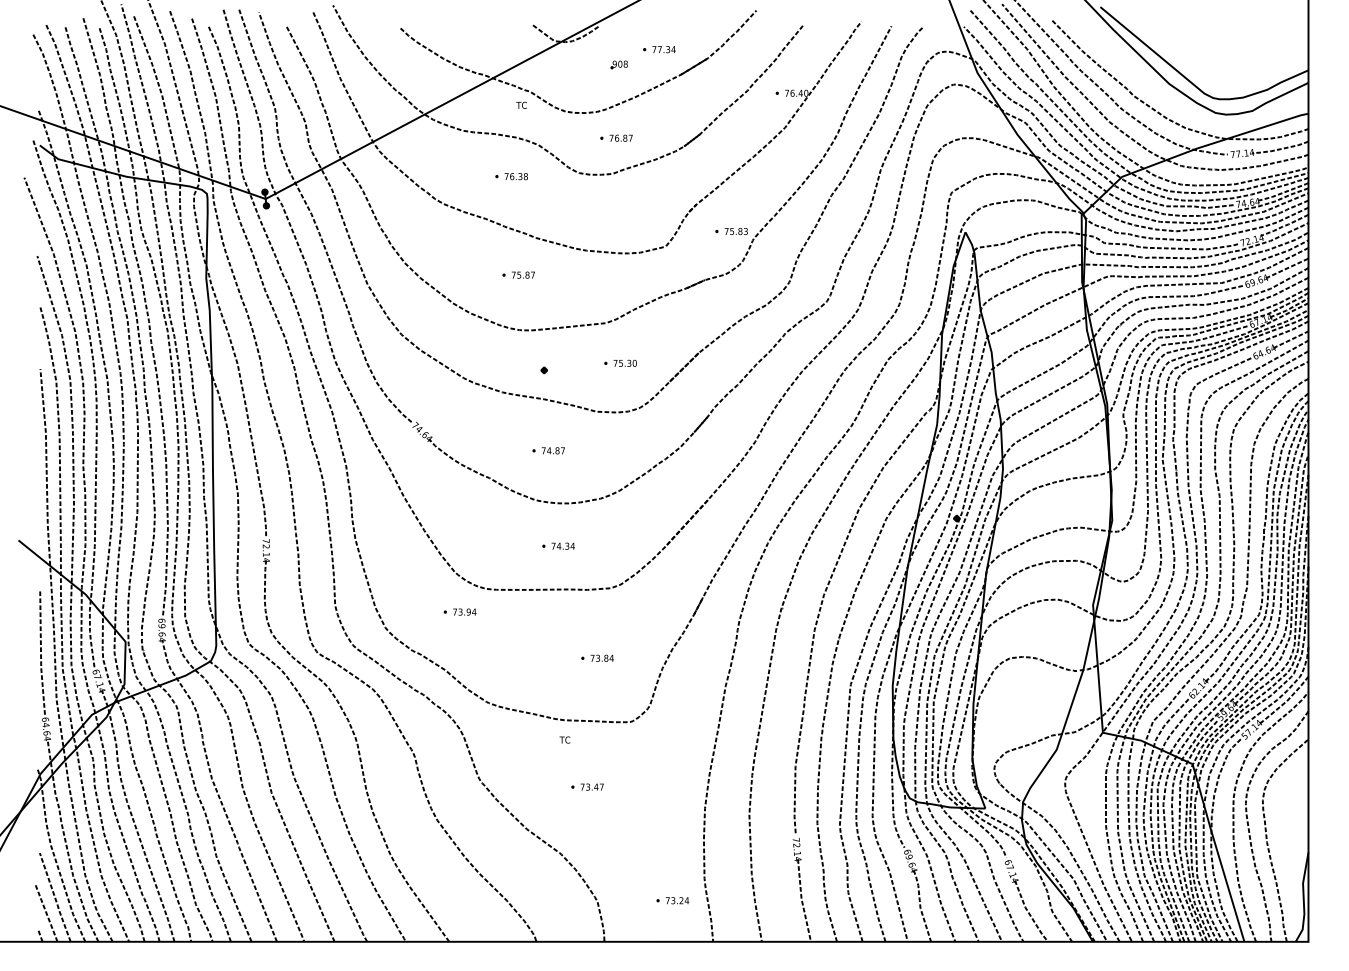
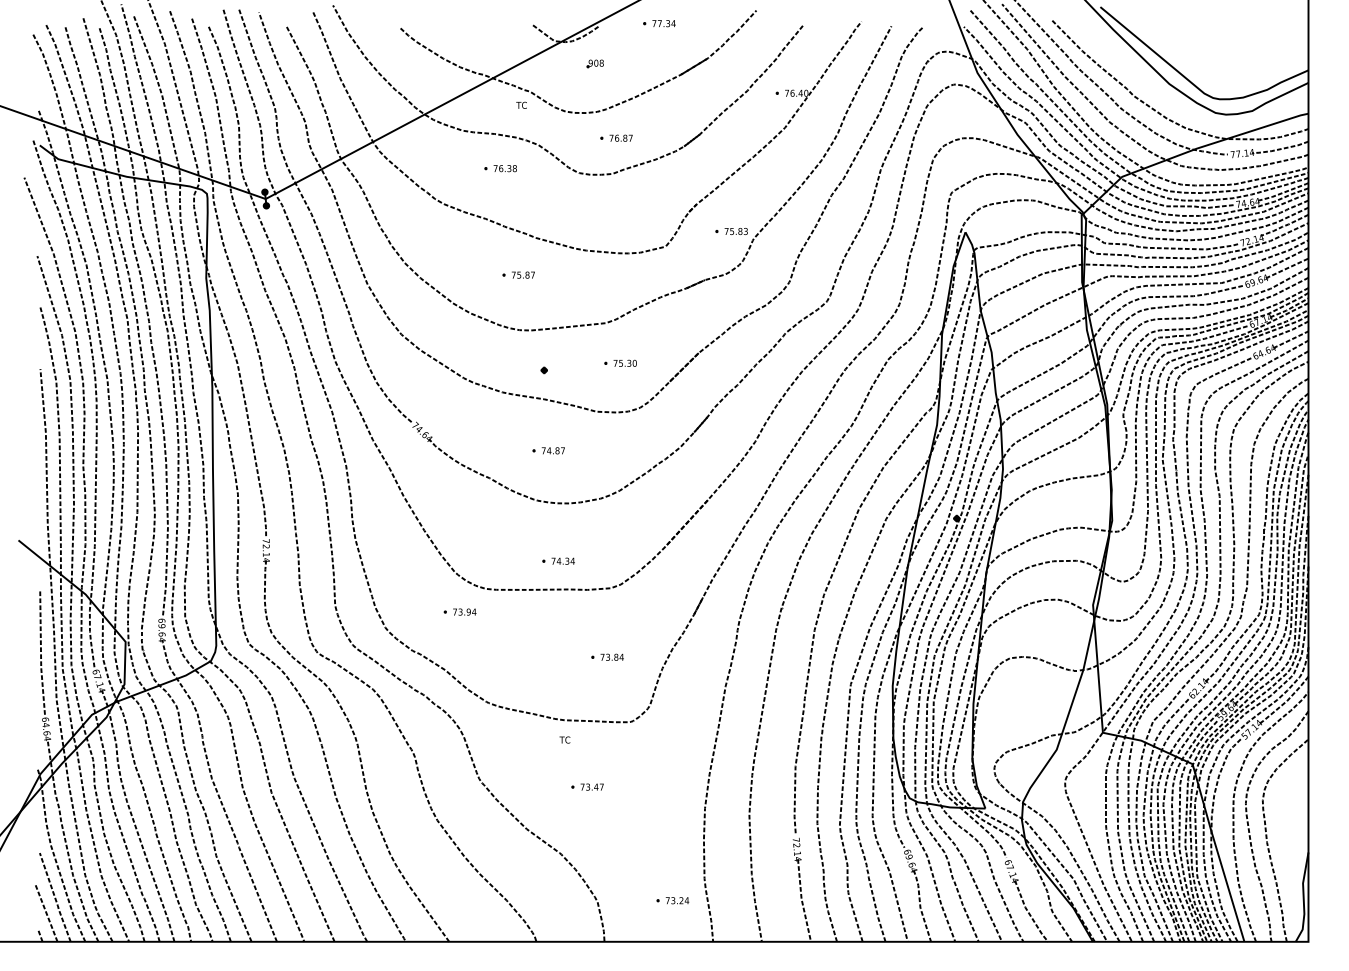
part position: (659, 49) -> (659, 23) (659, 23)
part position: (618, 64) -> (594, 63) (594, 63)
part position: (511, 176) -> (500, 168) (500, 168)
part position: (558, 545) -> (558, 560) (558, 560)
part position: (597, 657) -> (607, 656) (607, 656)
